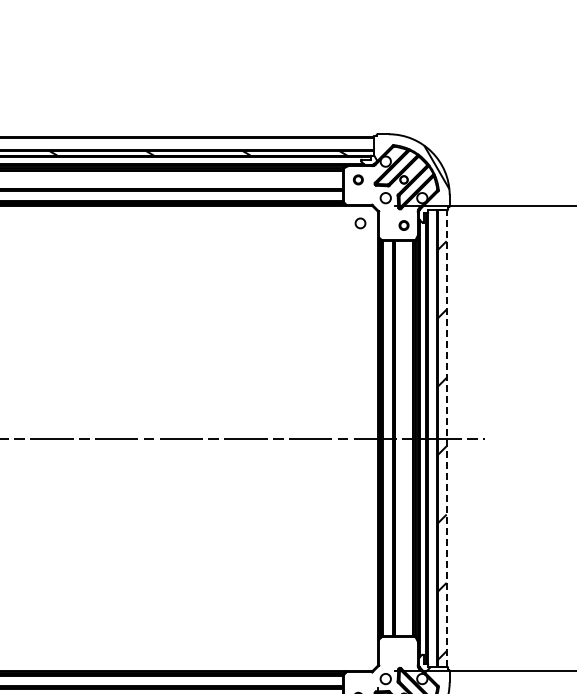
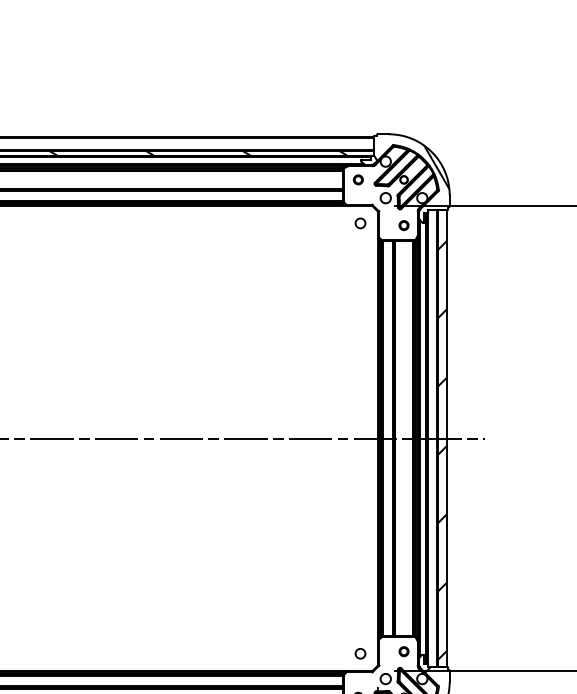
line: dashed -> solid (446, 438)
part: none -> present (403, 651)
circle: none -> present (360, 653)
